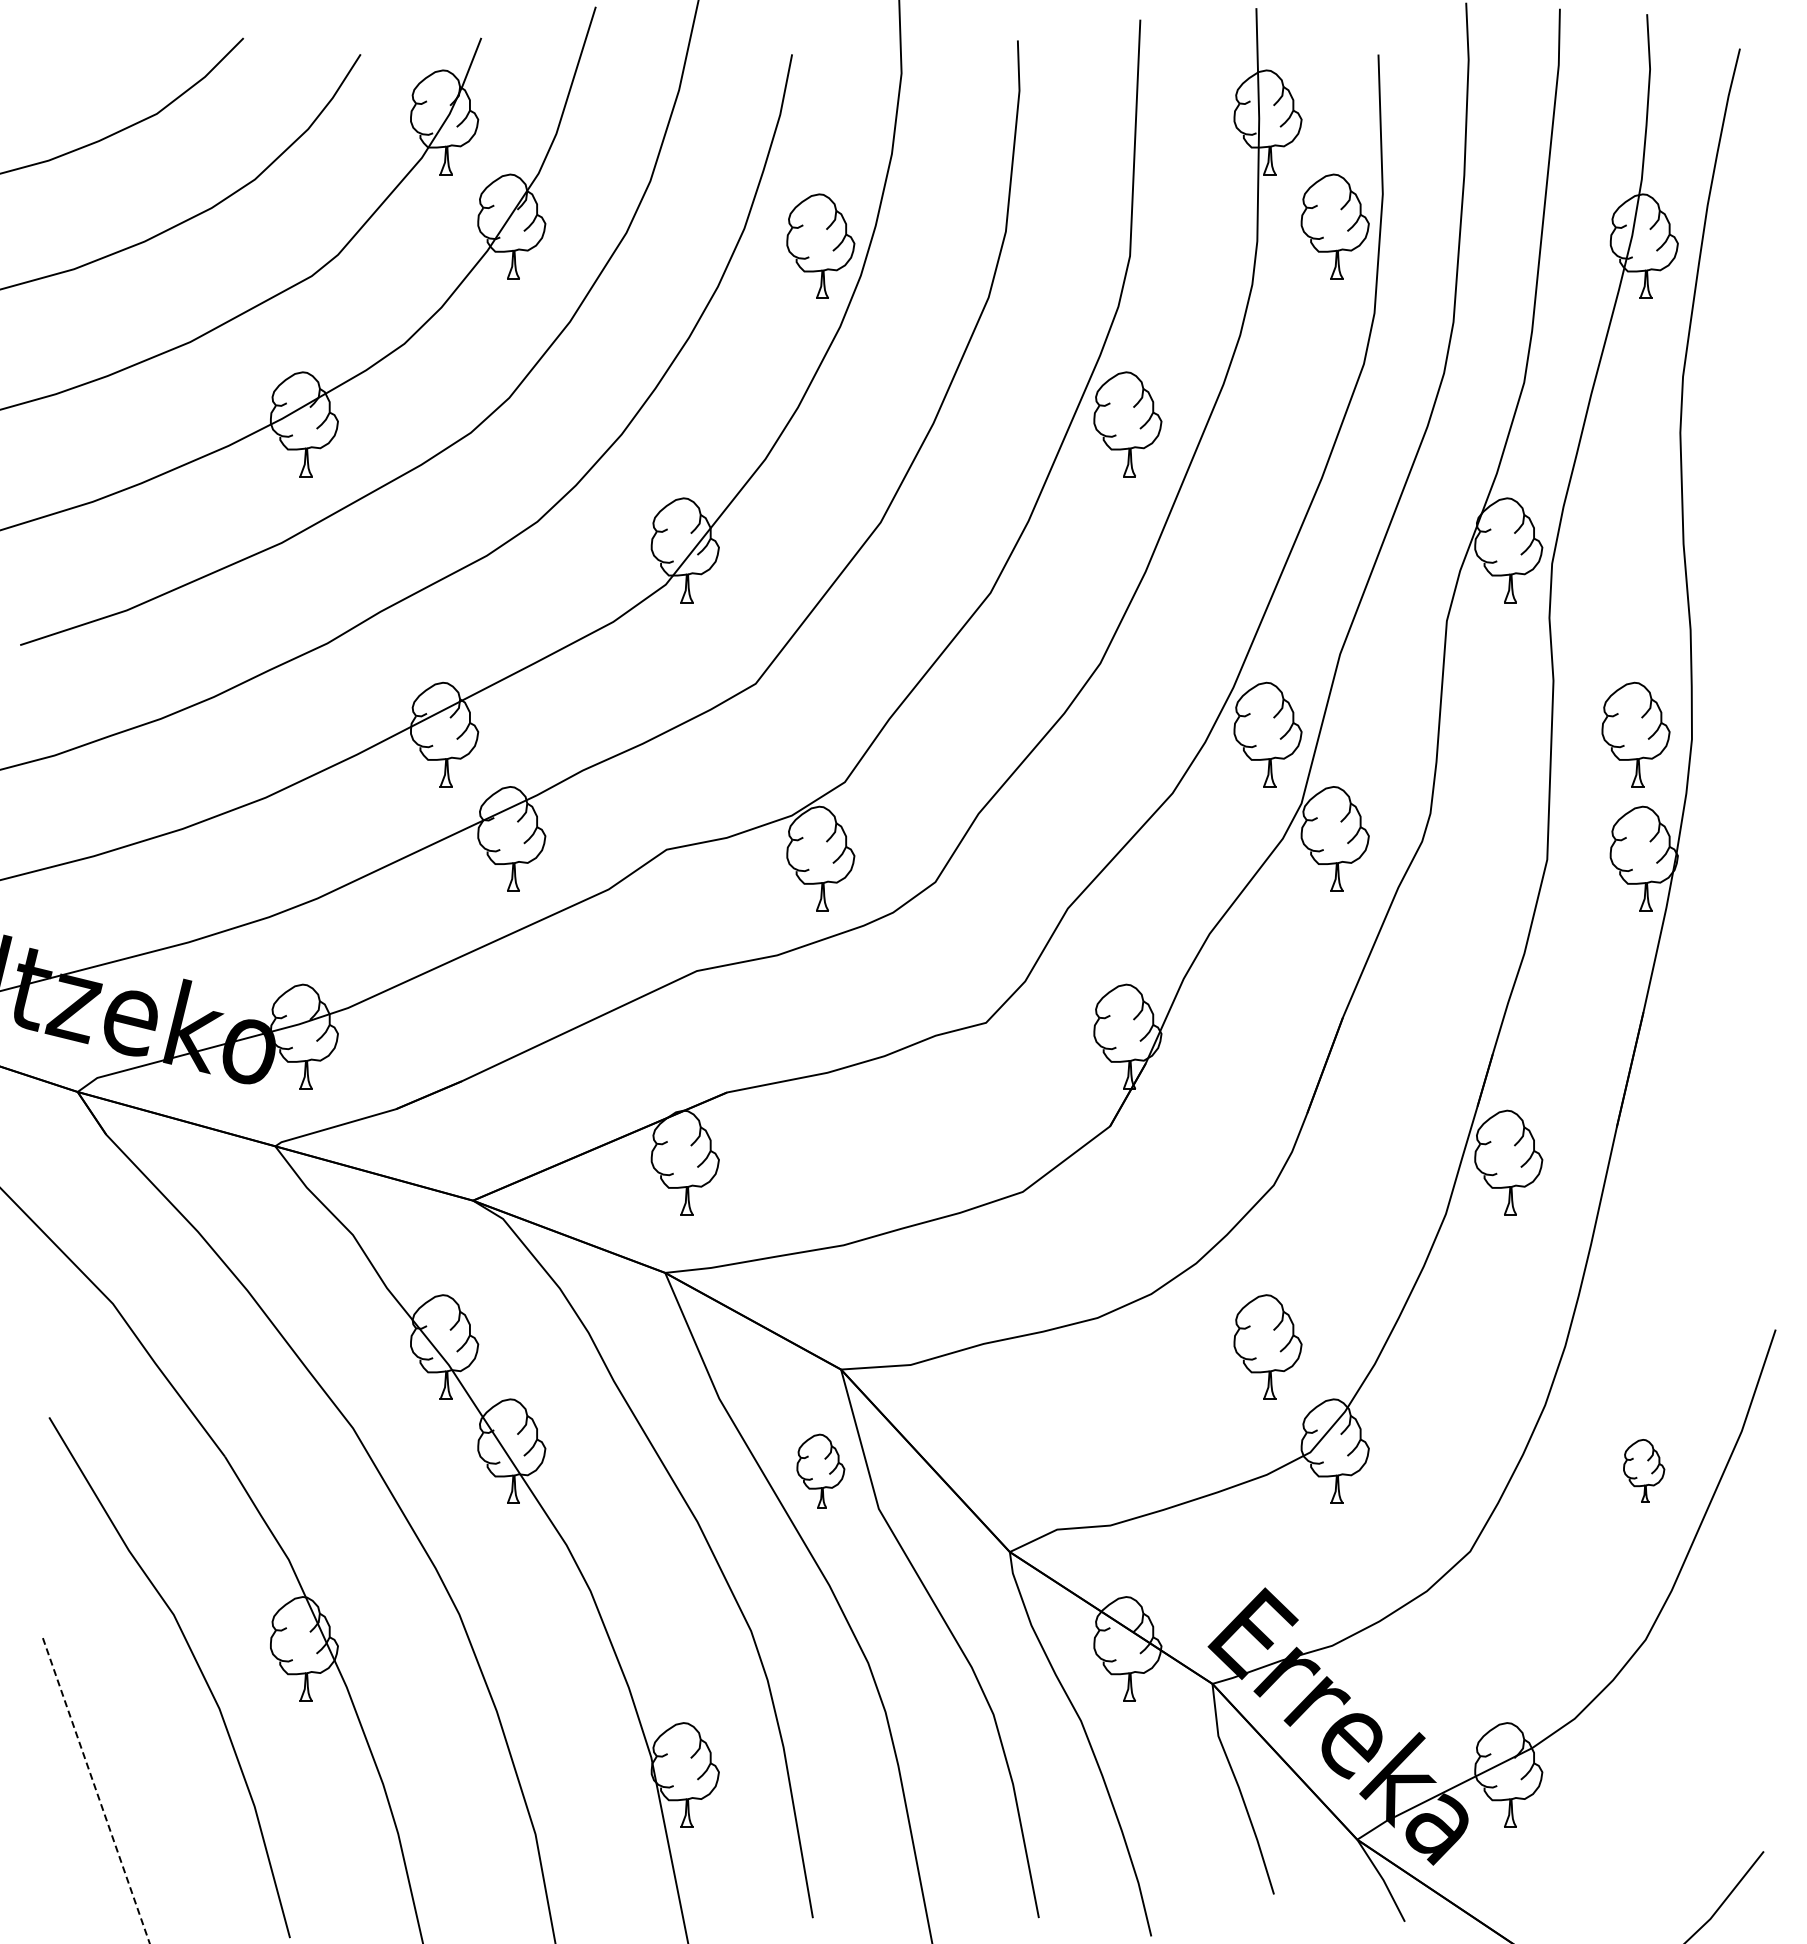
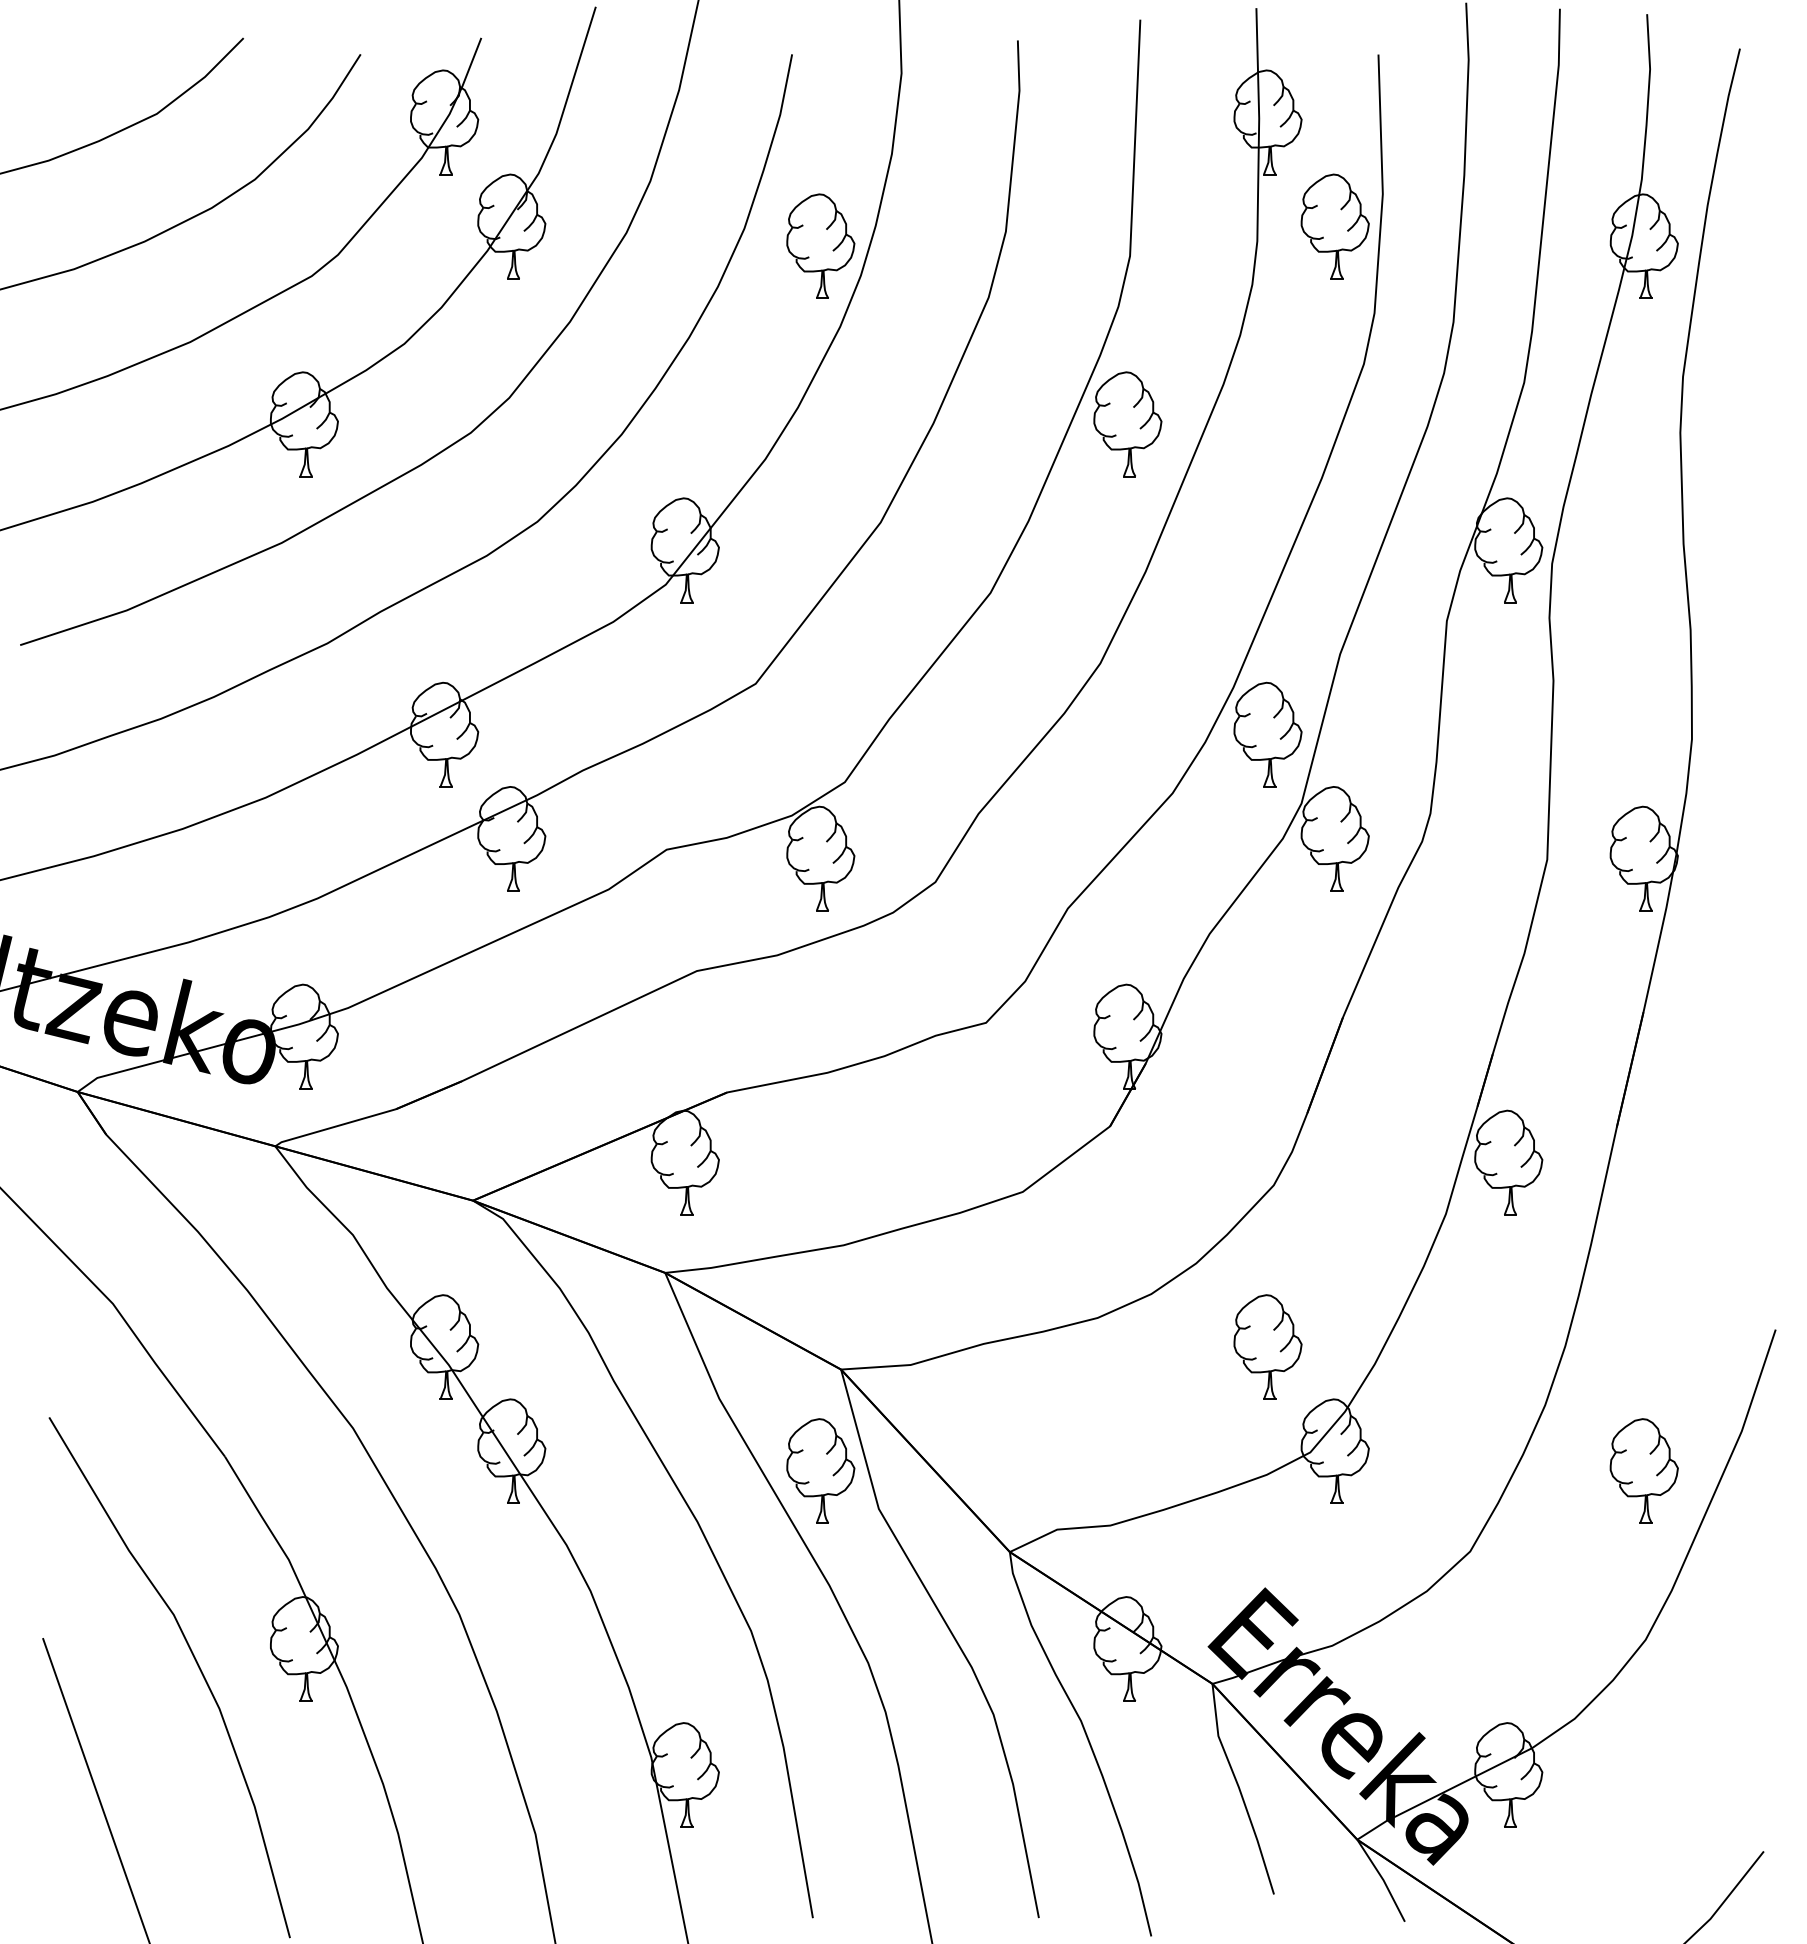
part: present -> none (1635, 734)
part size: 50x76 px -> 70x106 px (820, 1470)
part size: 43x64 px -> 70x106 px (1643, 1470)
line: dashed -> solid (96, 1790)
